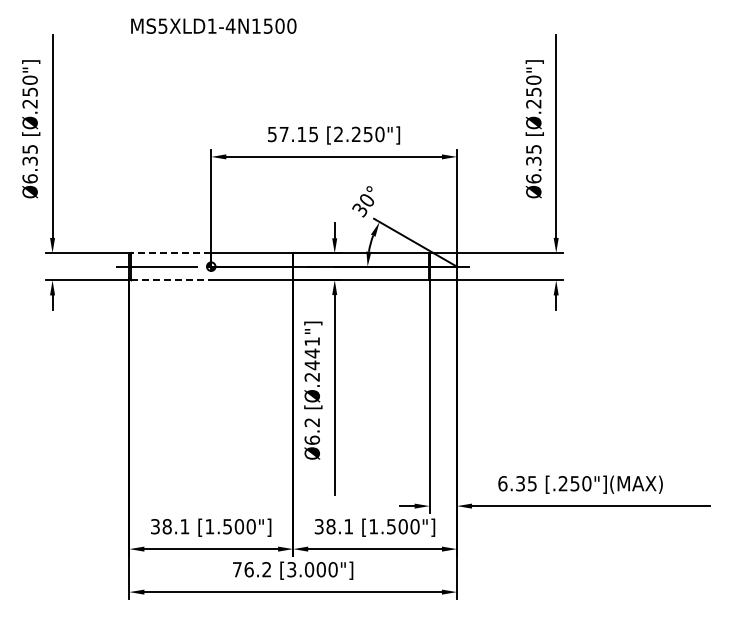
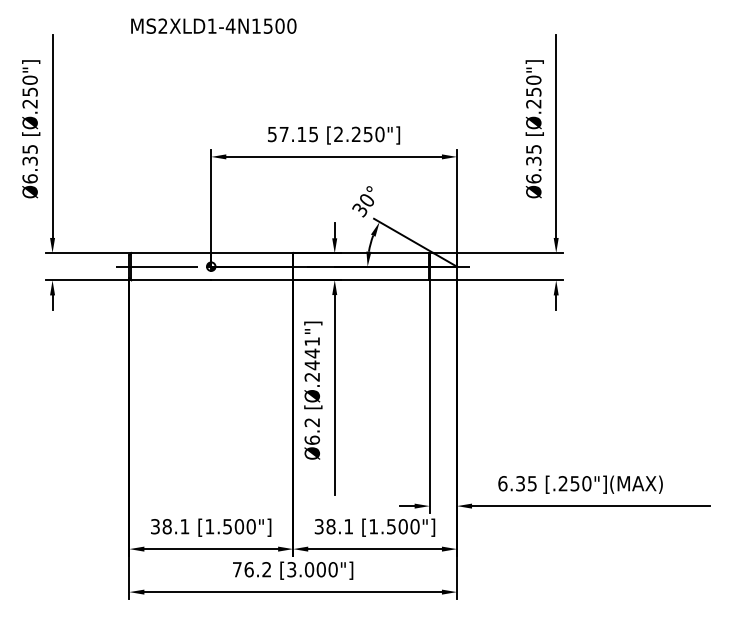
text: MS5XLD1-4N1500 -> MS2XLD1-4N1500 (162, 25)
line: dashed -> solid (171, 253)
line: dashed -> solid (171, 280)
